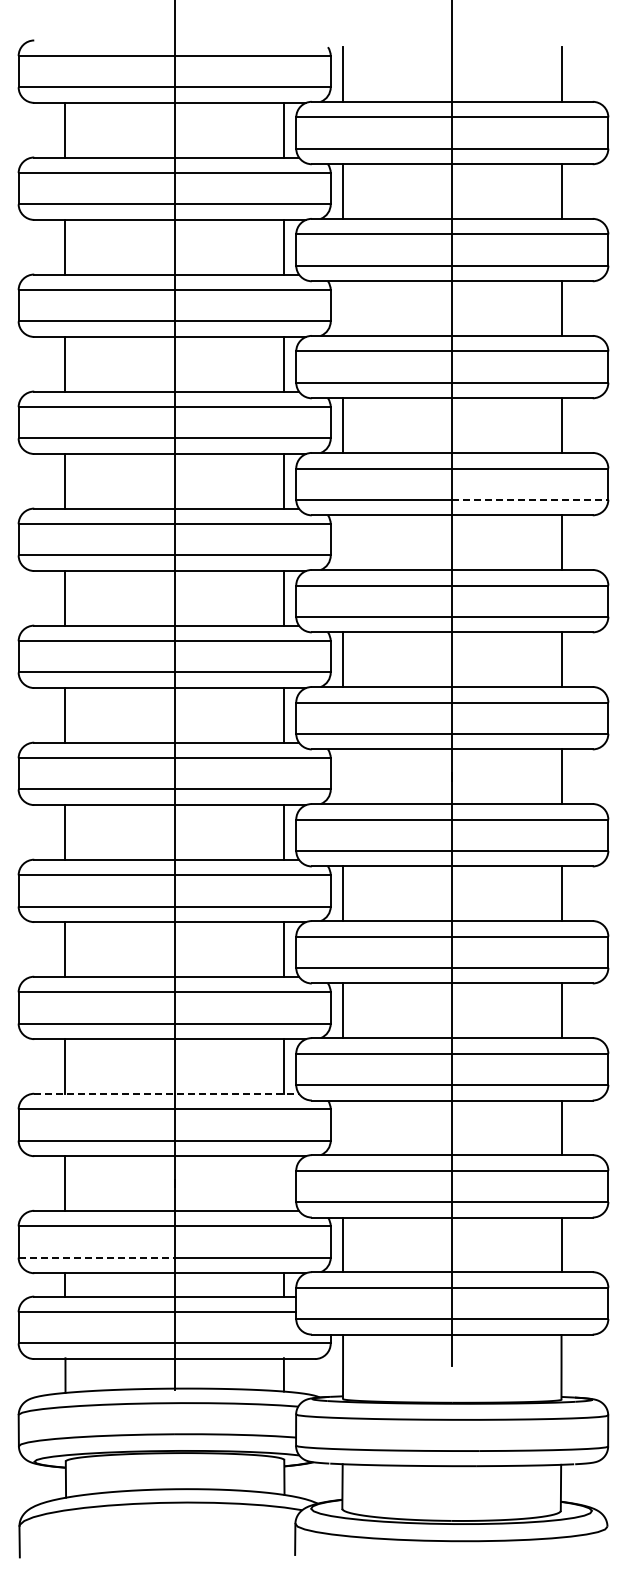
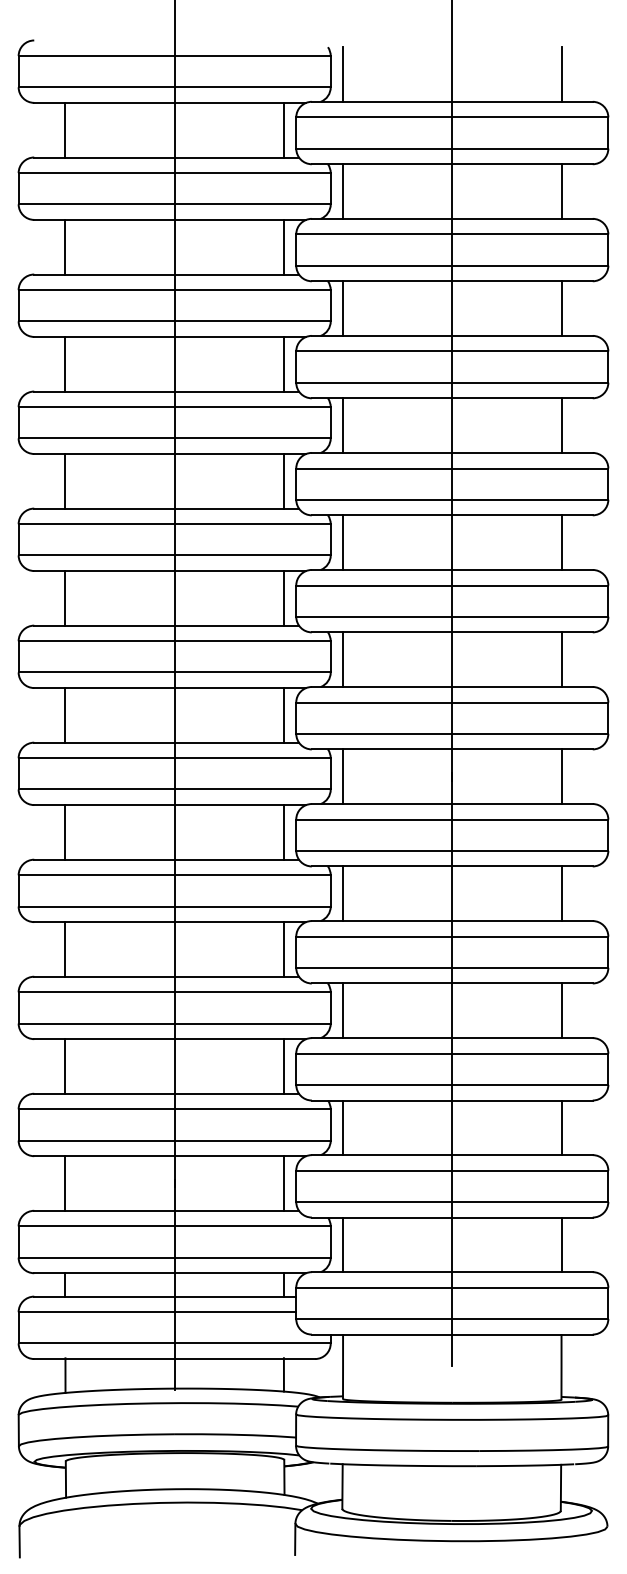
line: none -> present (343, 308)
line: dashed -> solid (530, 499)
line: none -> present (343, 542)
line: none -> present (343, 776)
line: dashed -> solid (167, 1093)
line: none -> present (343, 1127)
line: none -> present (283, 1183)
line: dashed -> solid (97, 1257)
